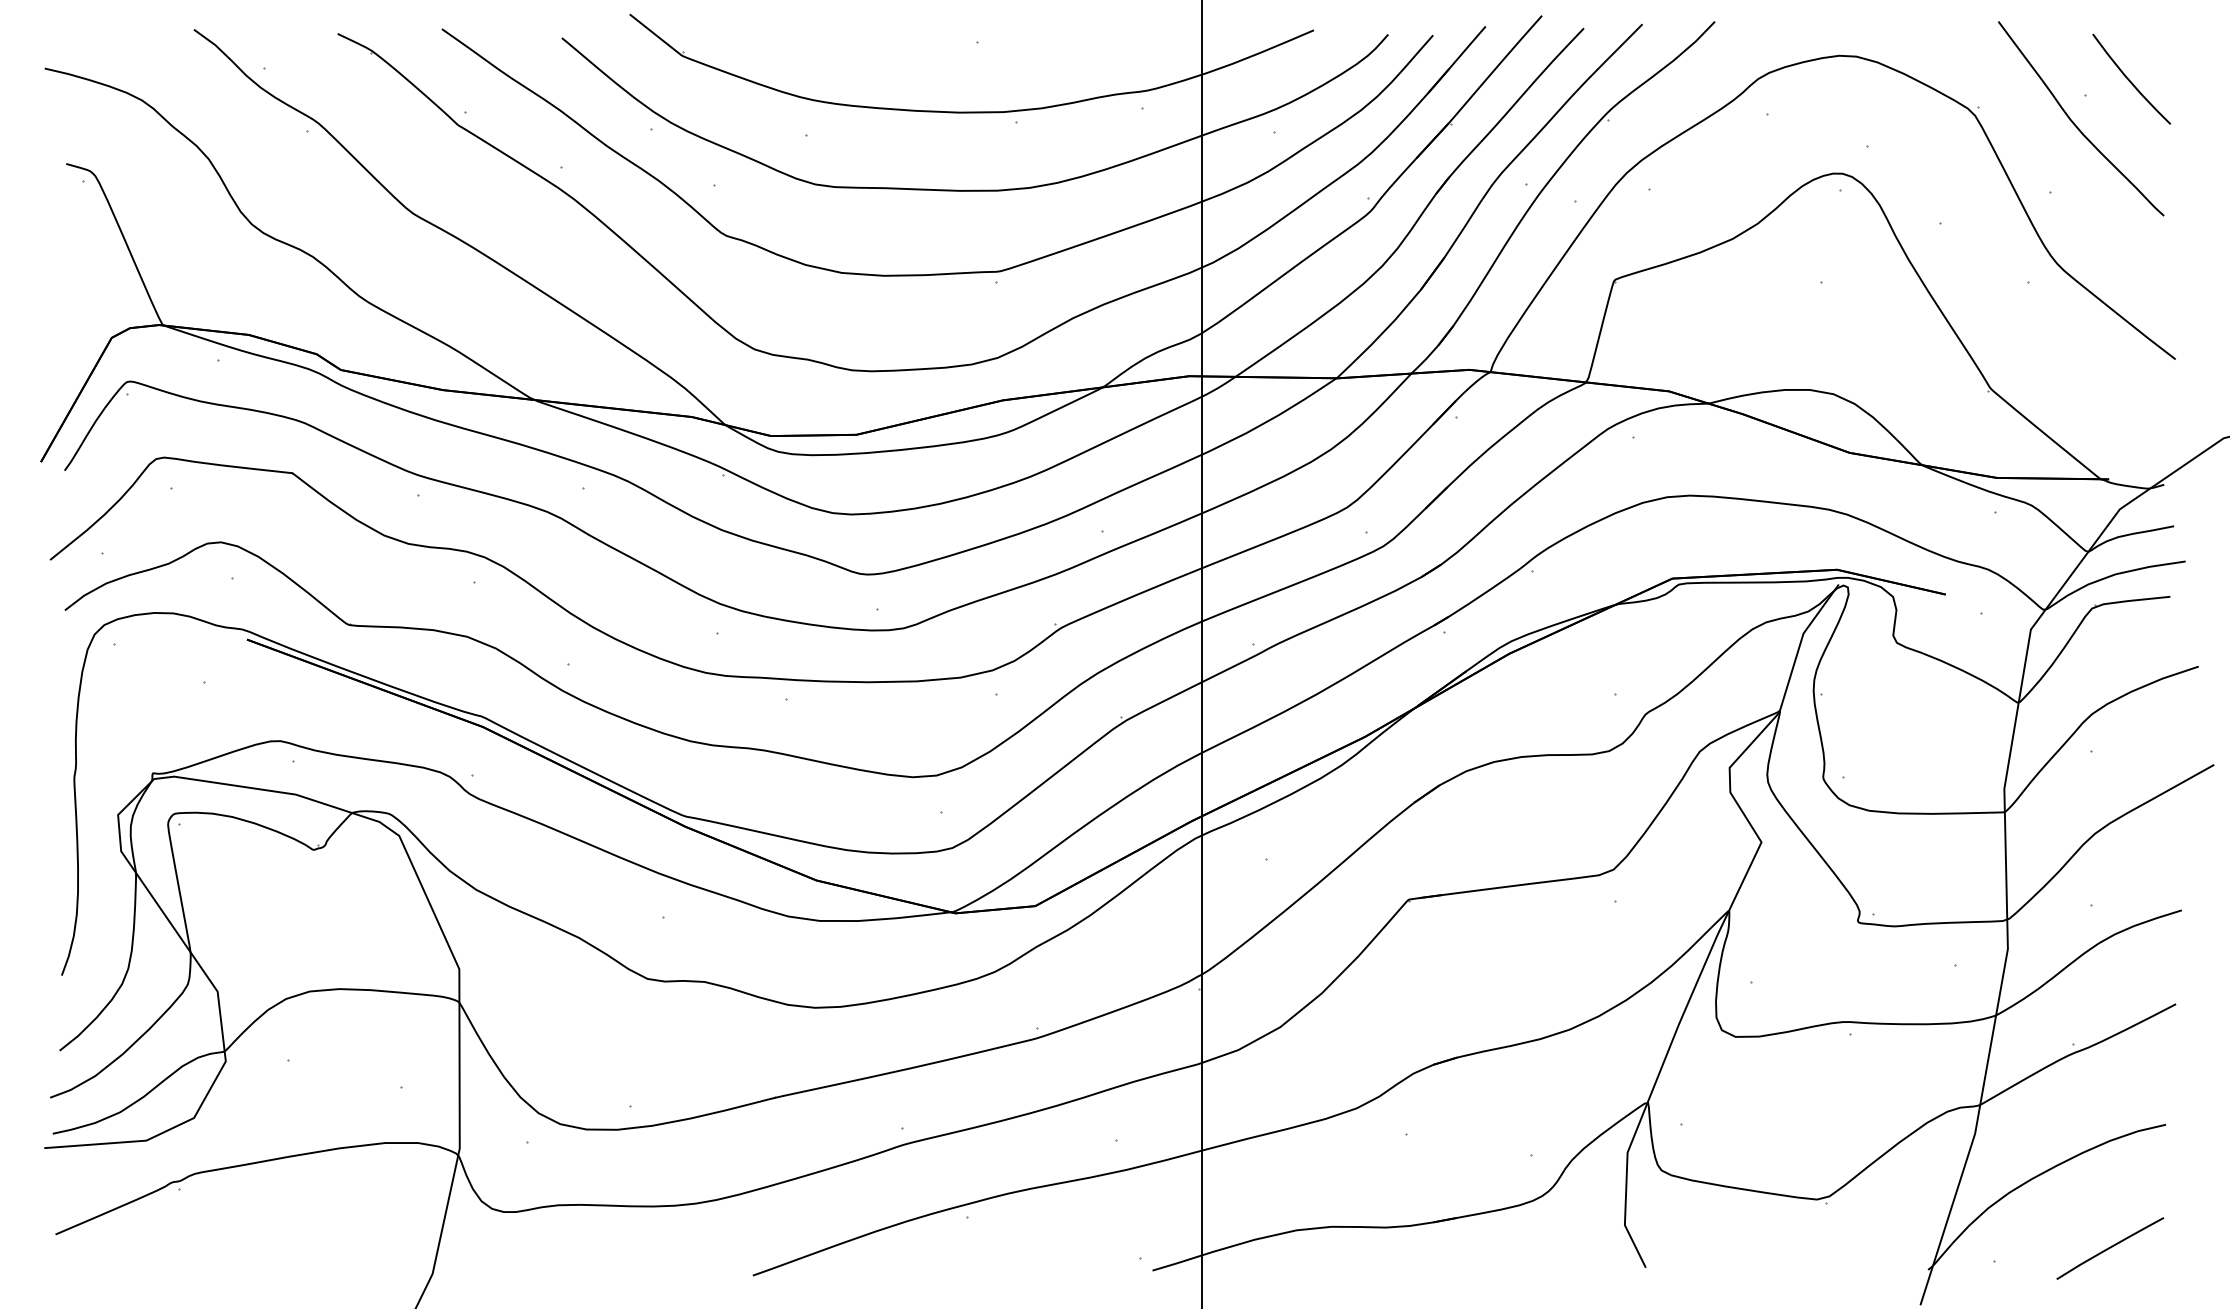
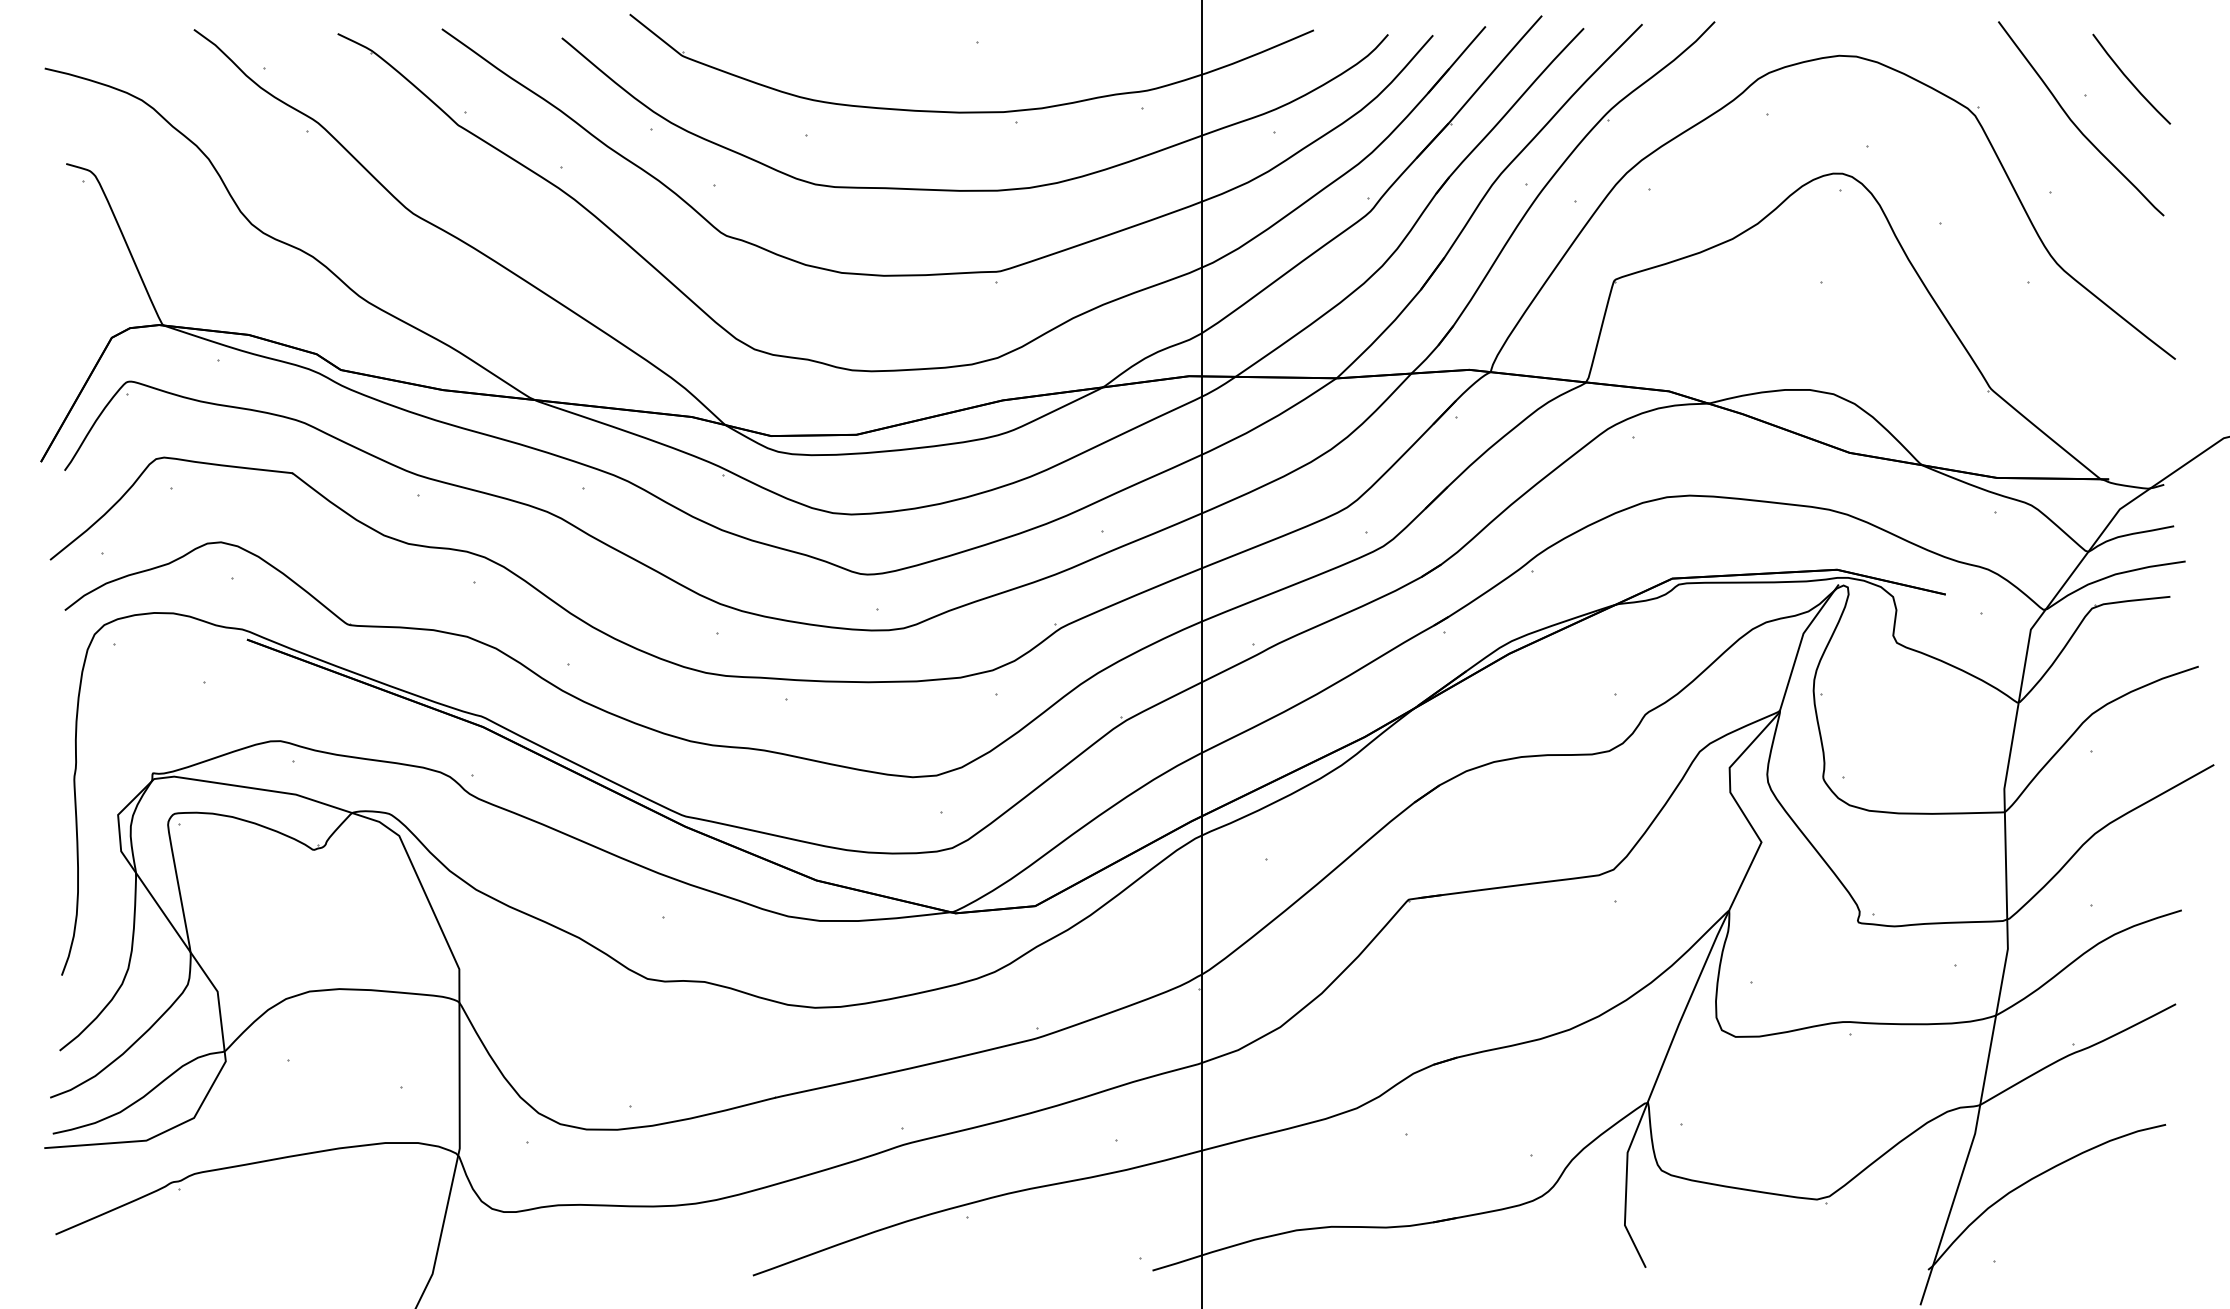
curve: present -> none (2110, 1248)
